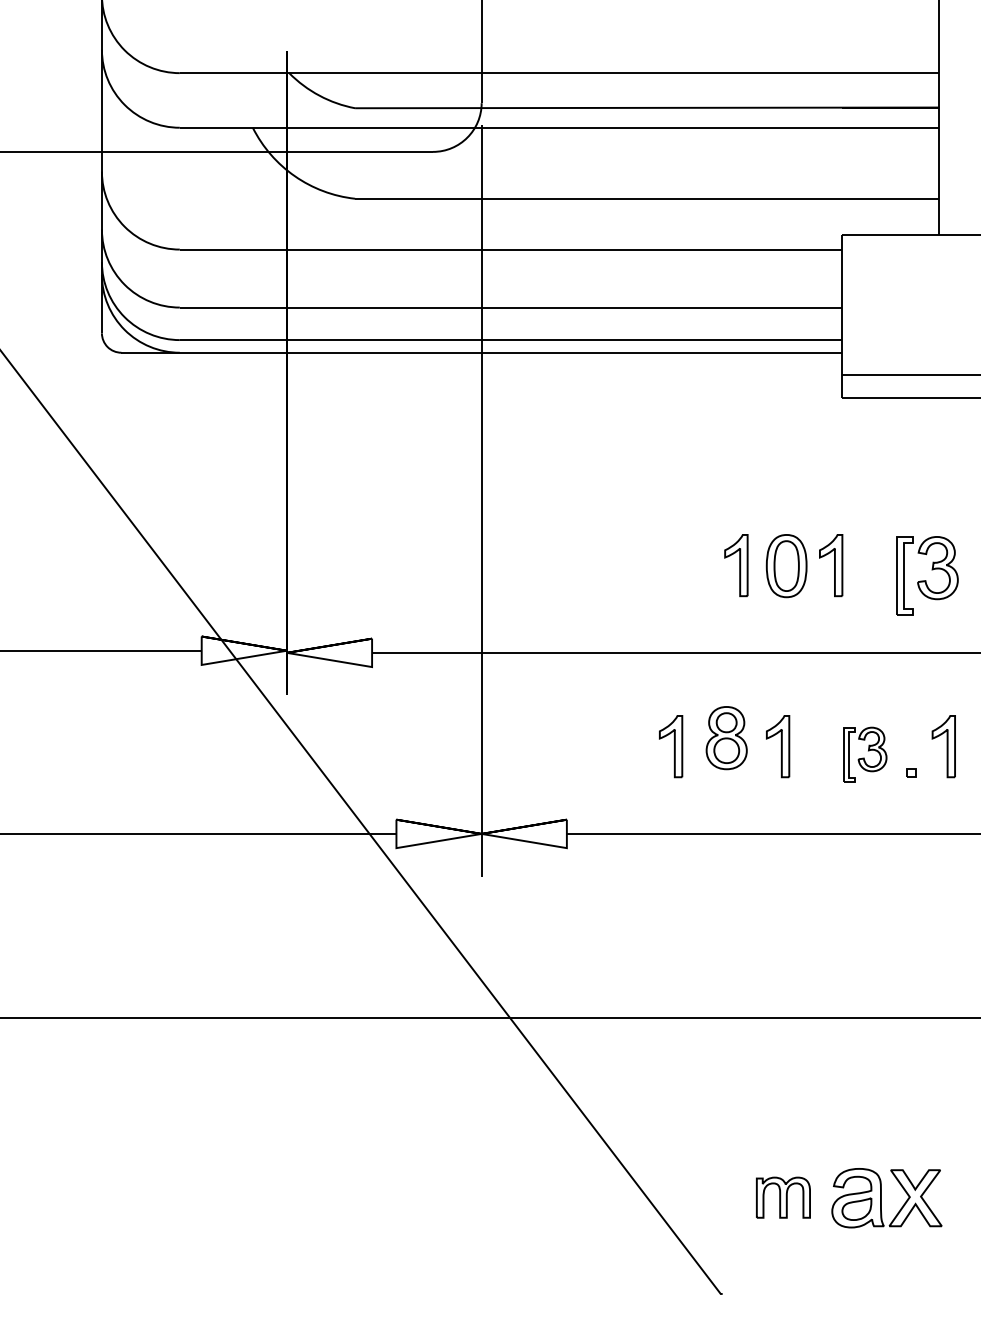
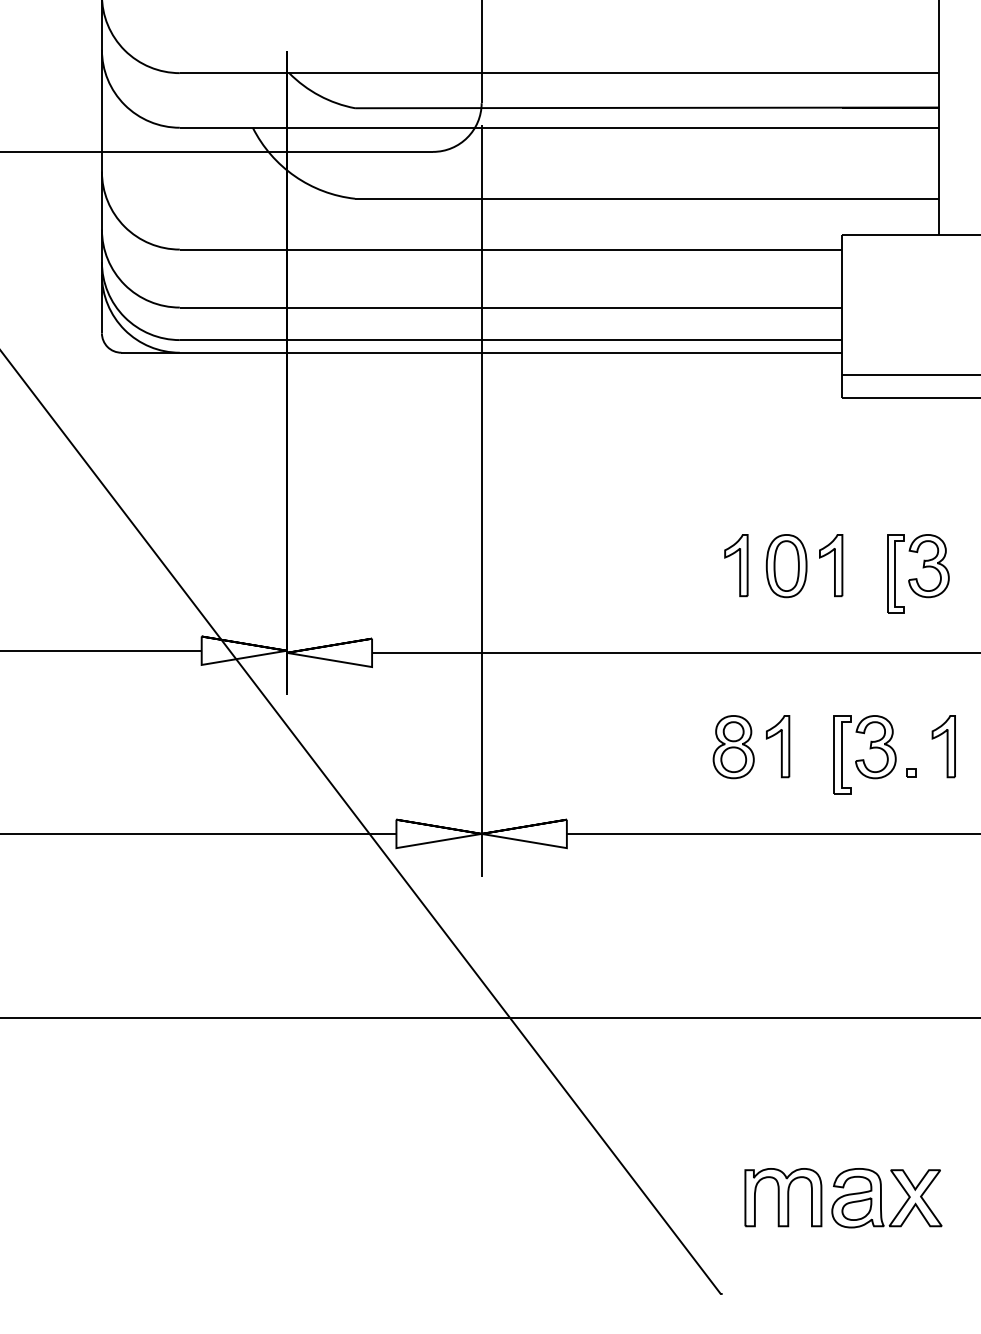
part position: (927, 575) -> (918, 573) (918, 573)
part position: (726, 738) -> (733, 747) (733, 747)
part: present -> none (671, 746)
part size: 45x57 px -> 64x80 px (864, 754)
part size: 55x43 px -> 79x60 px (783, 1197)
